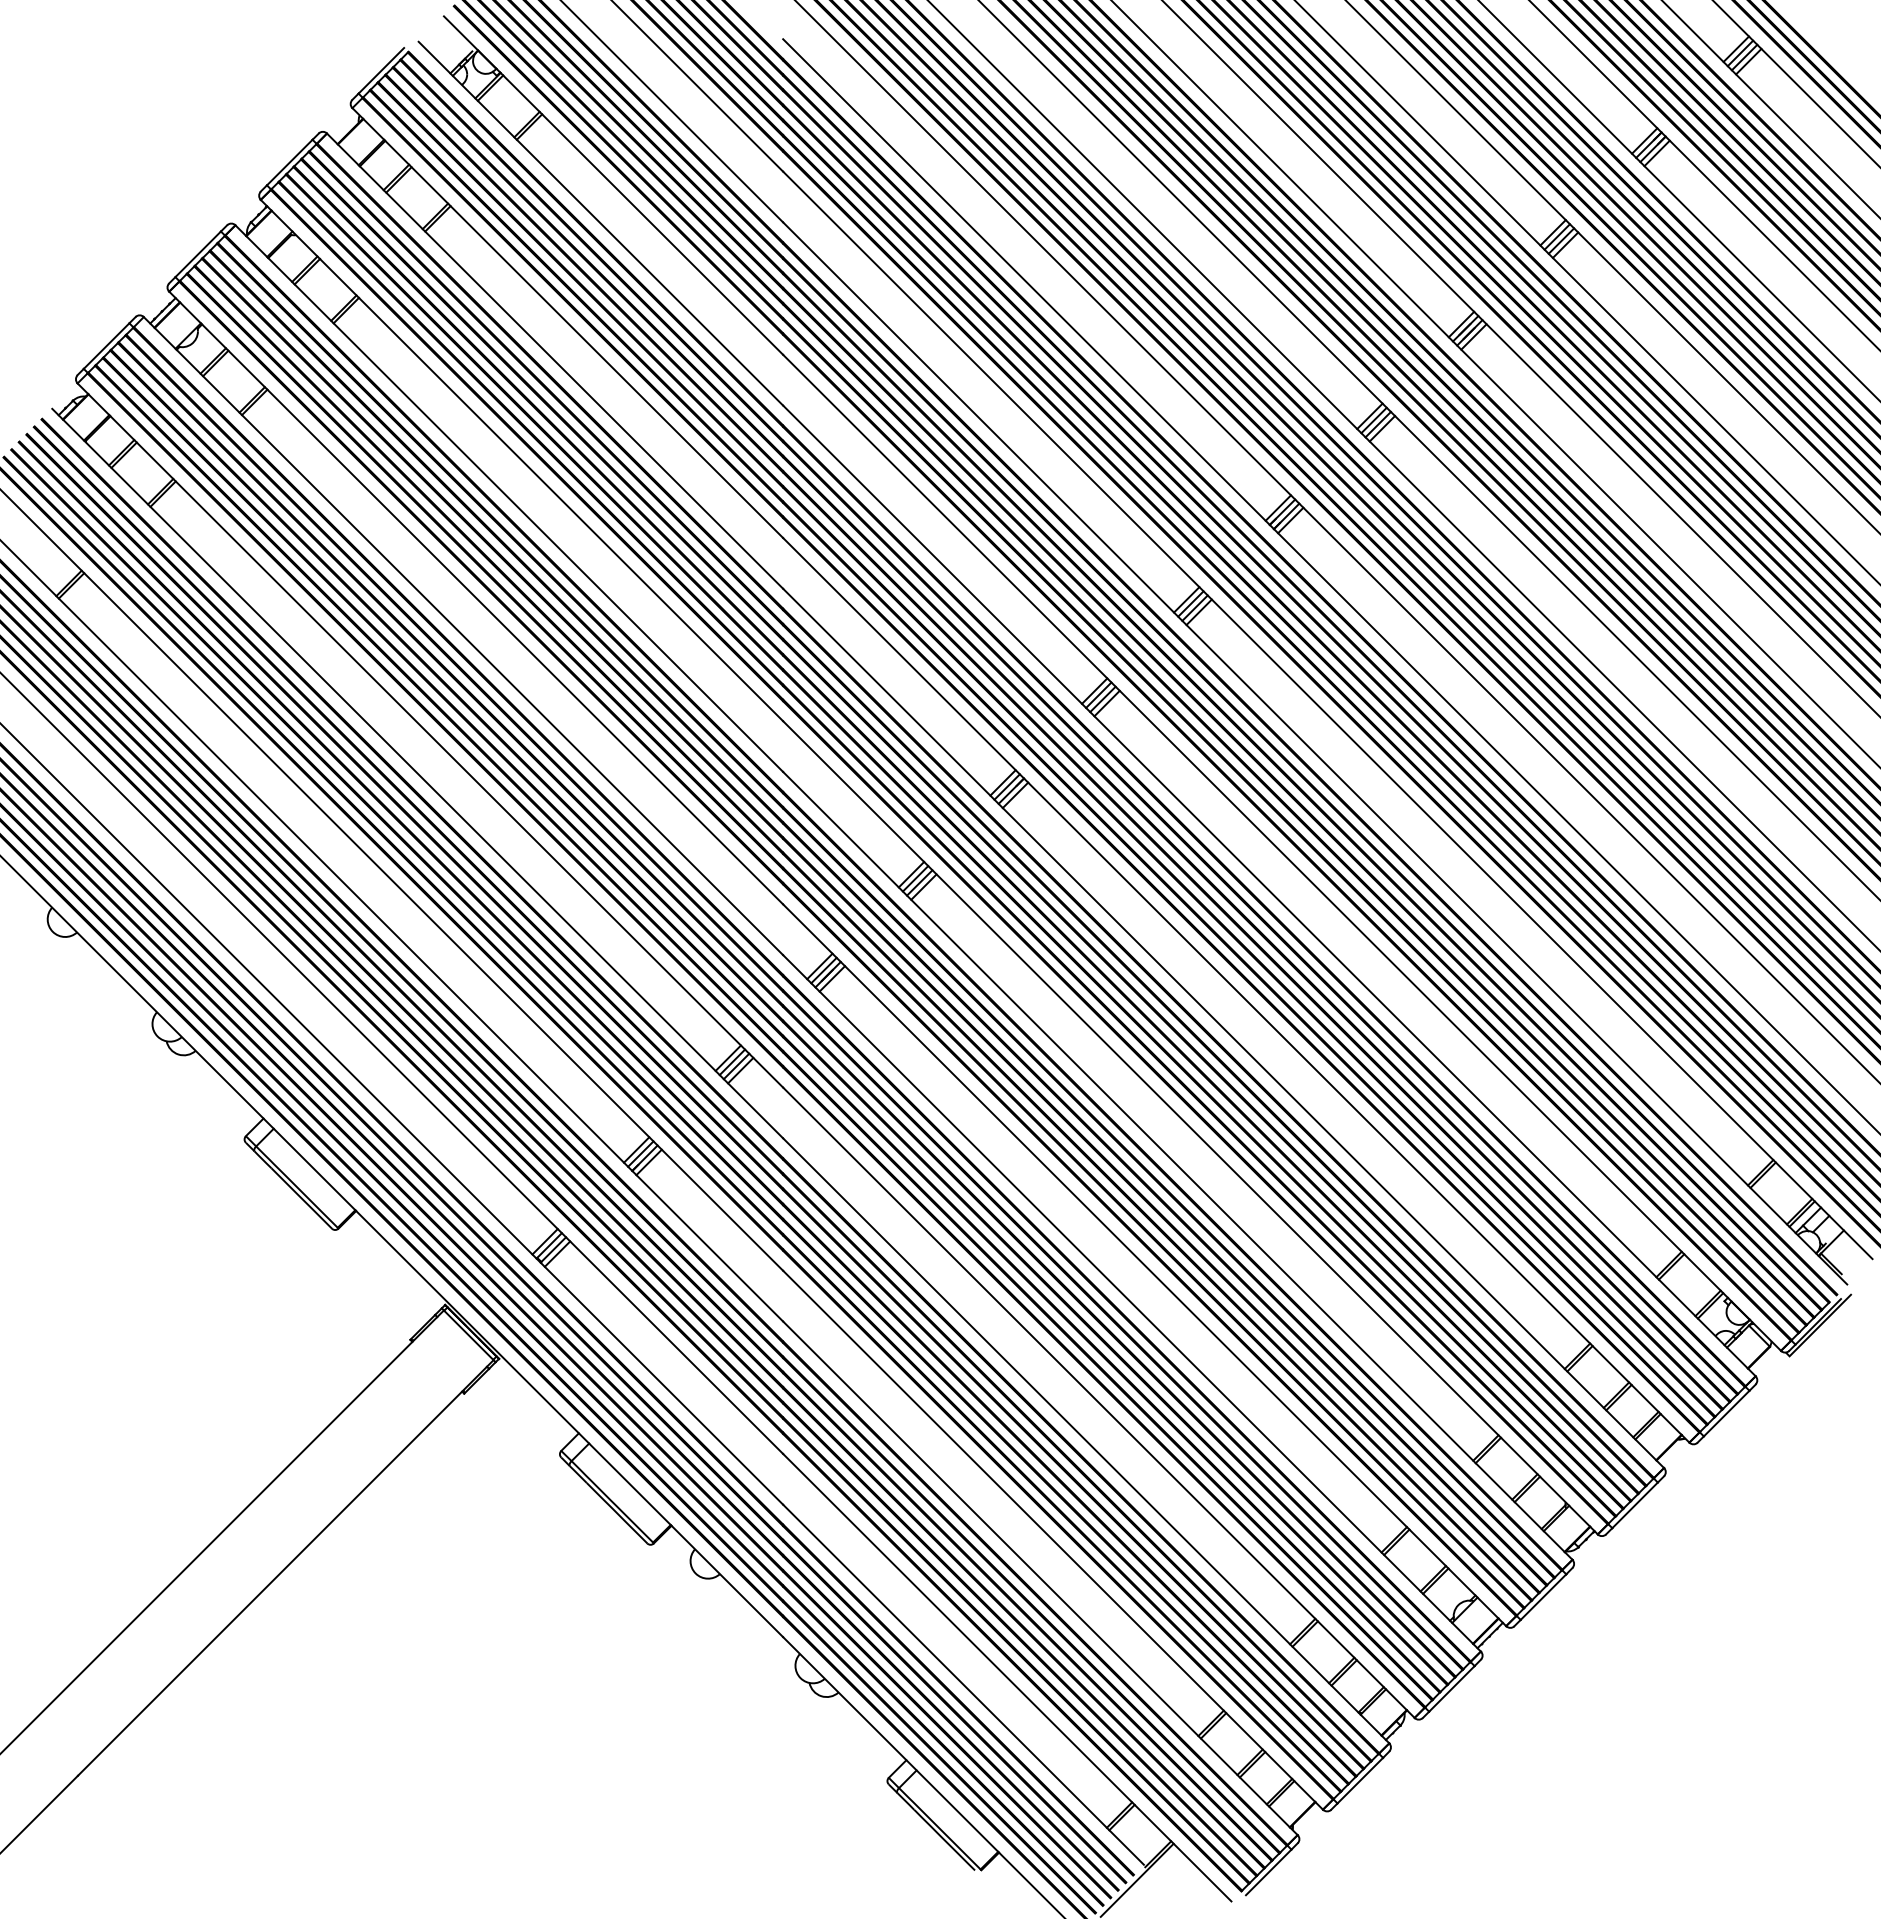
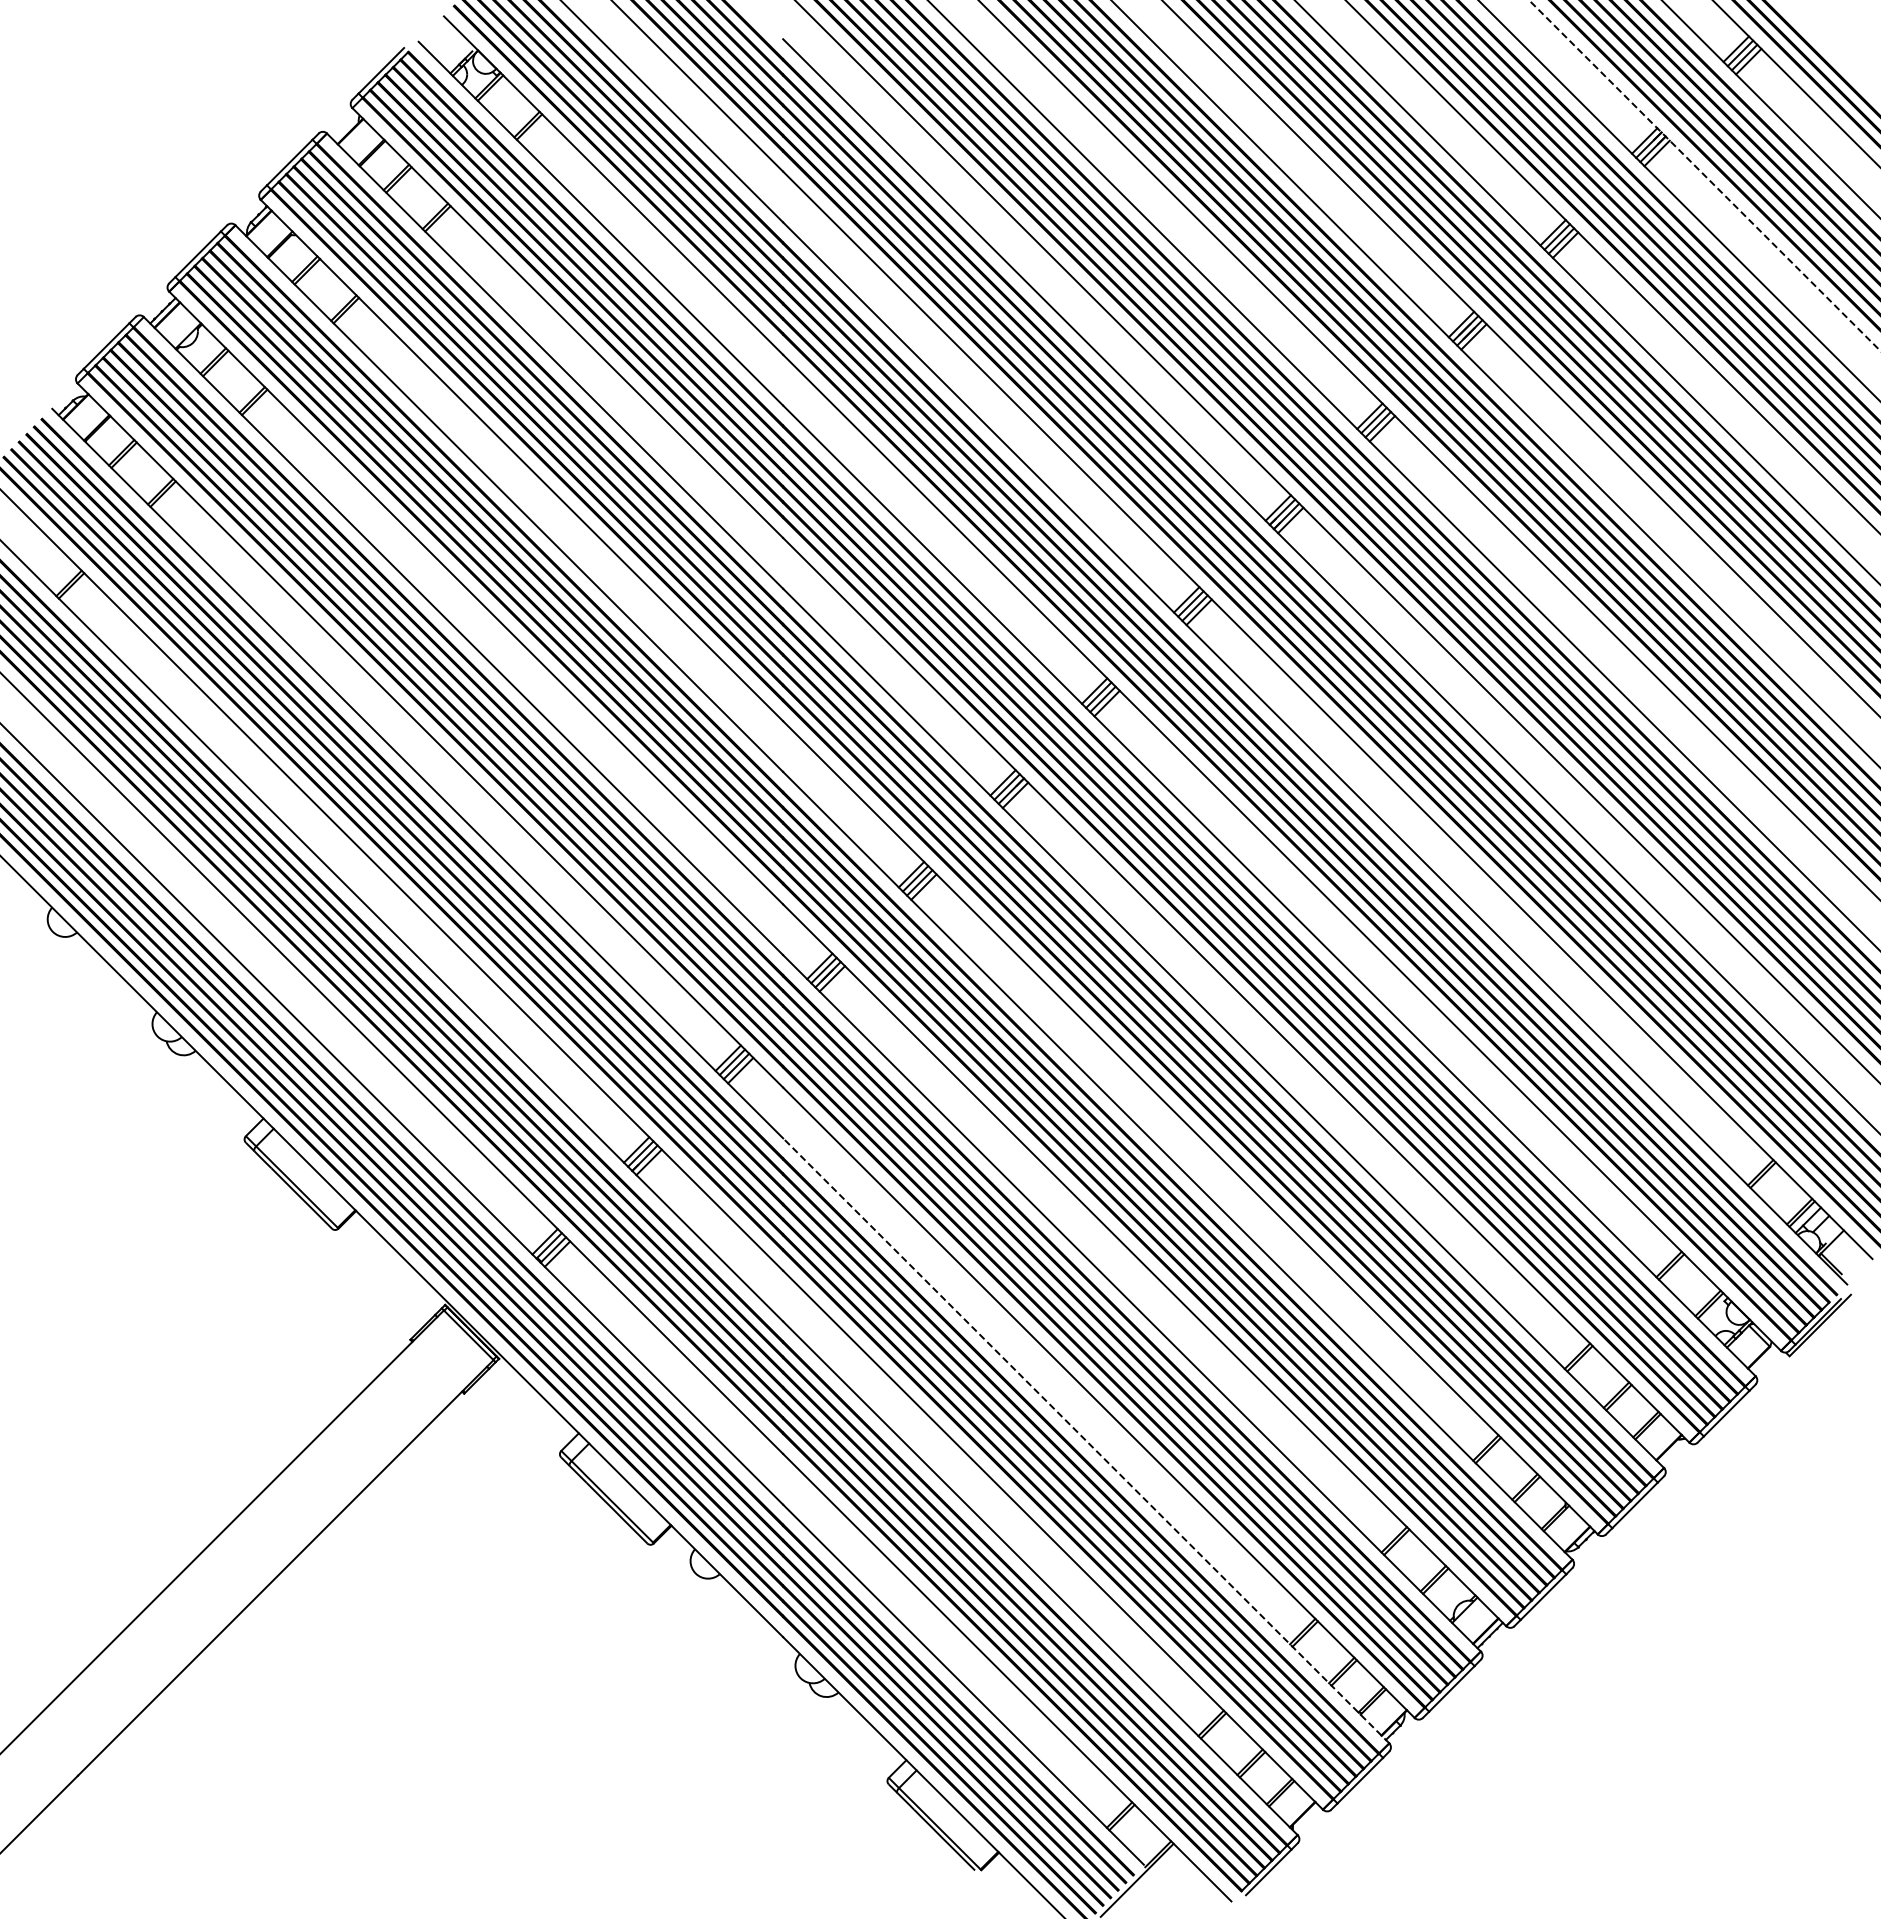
line: solid -> dashed (1705, 176)
line: solid -> dashed (1085, 1440)
